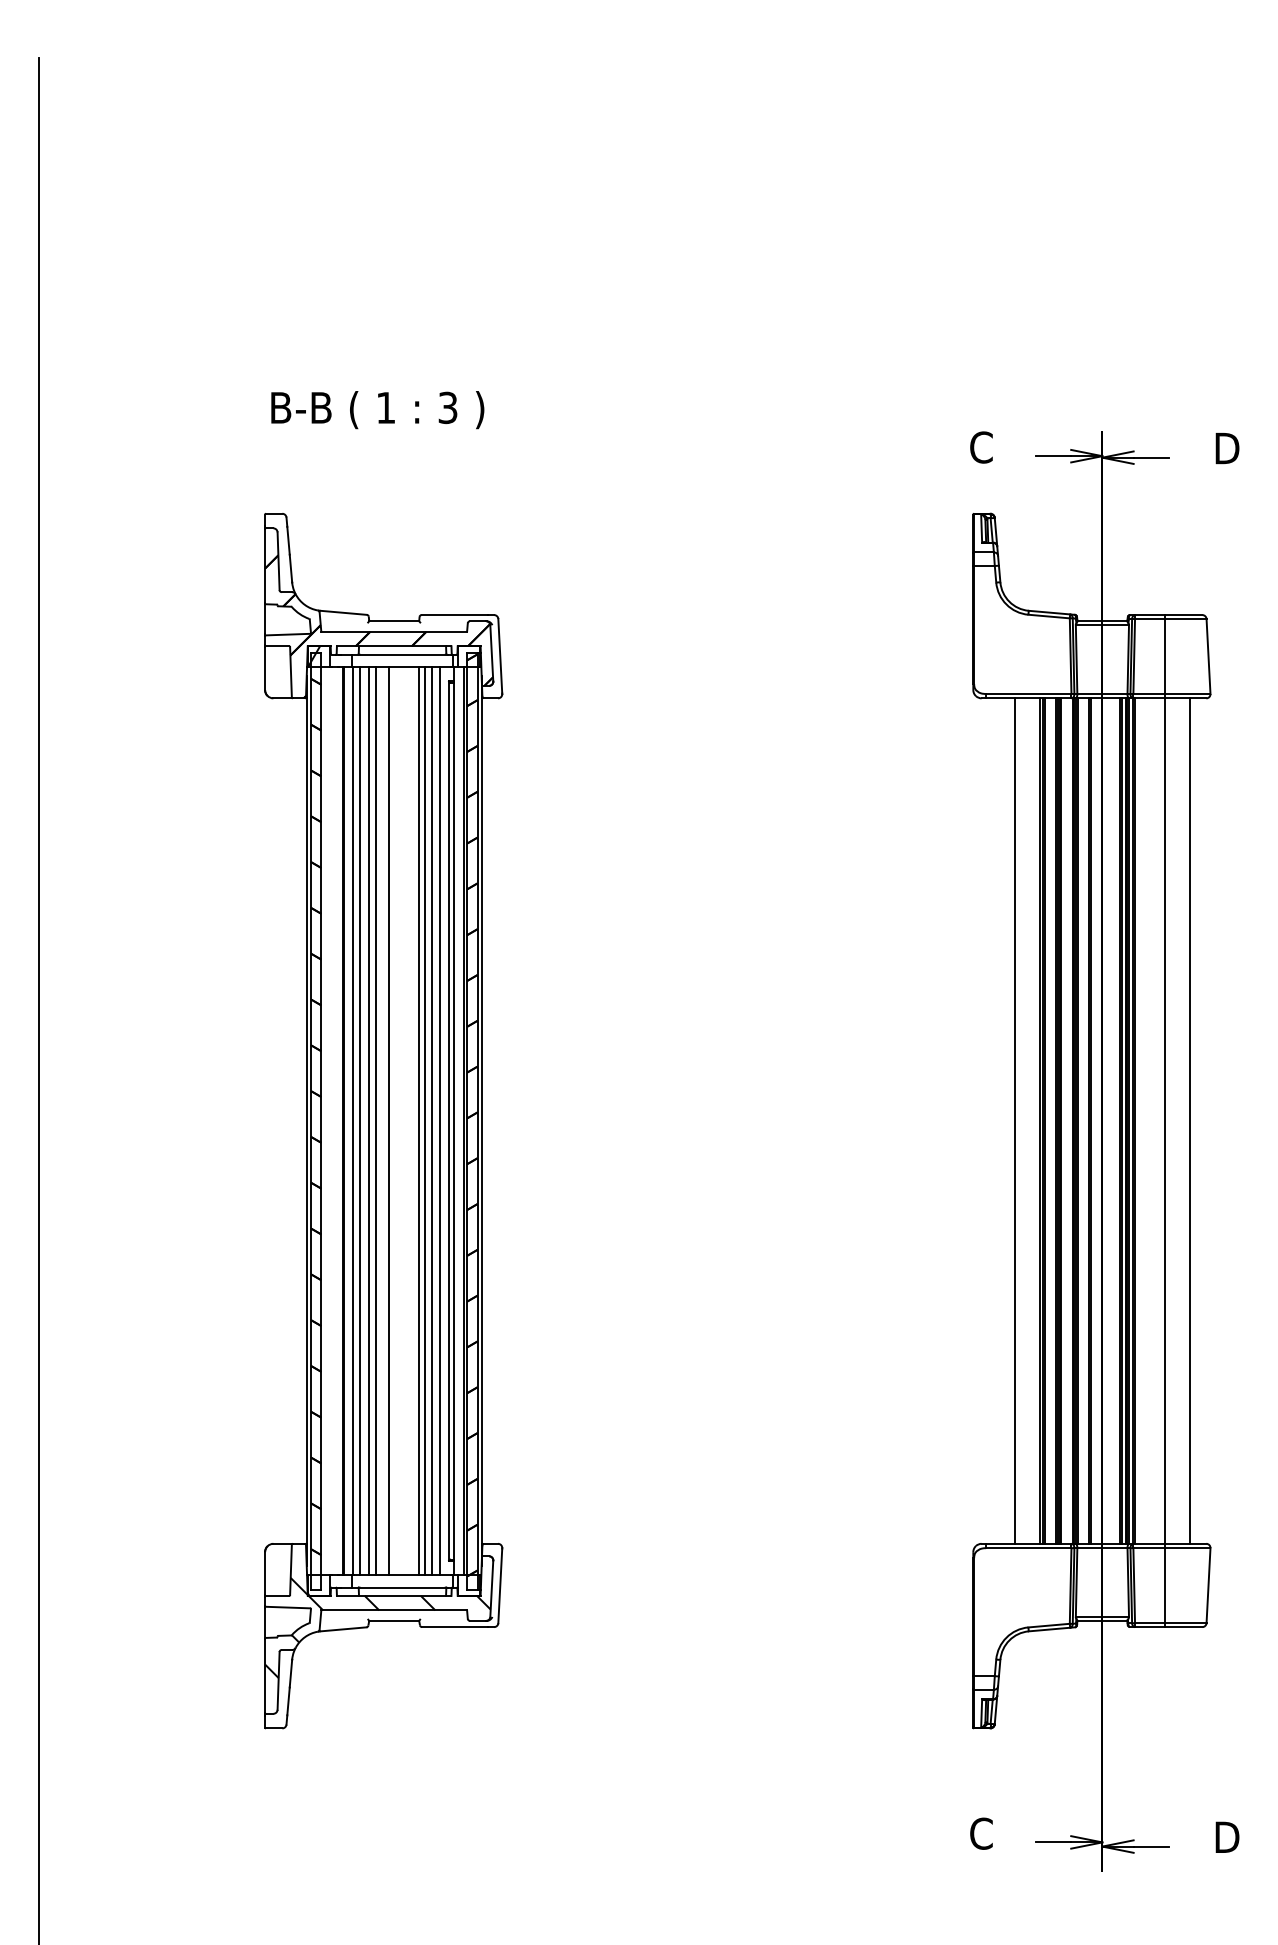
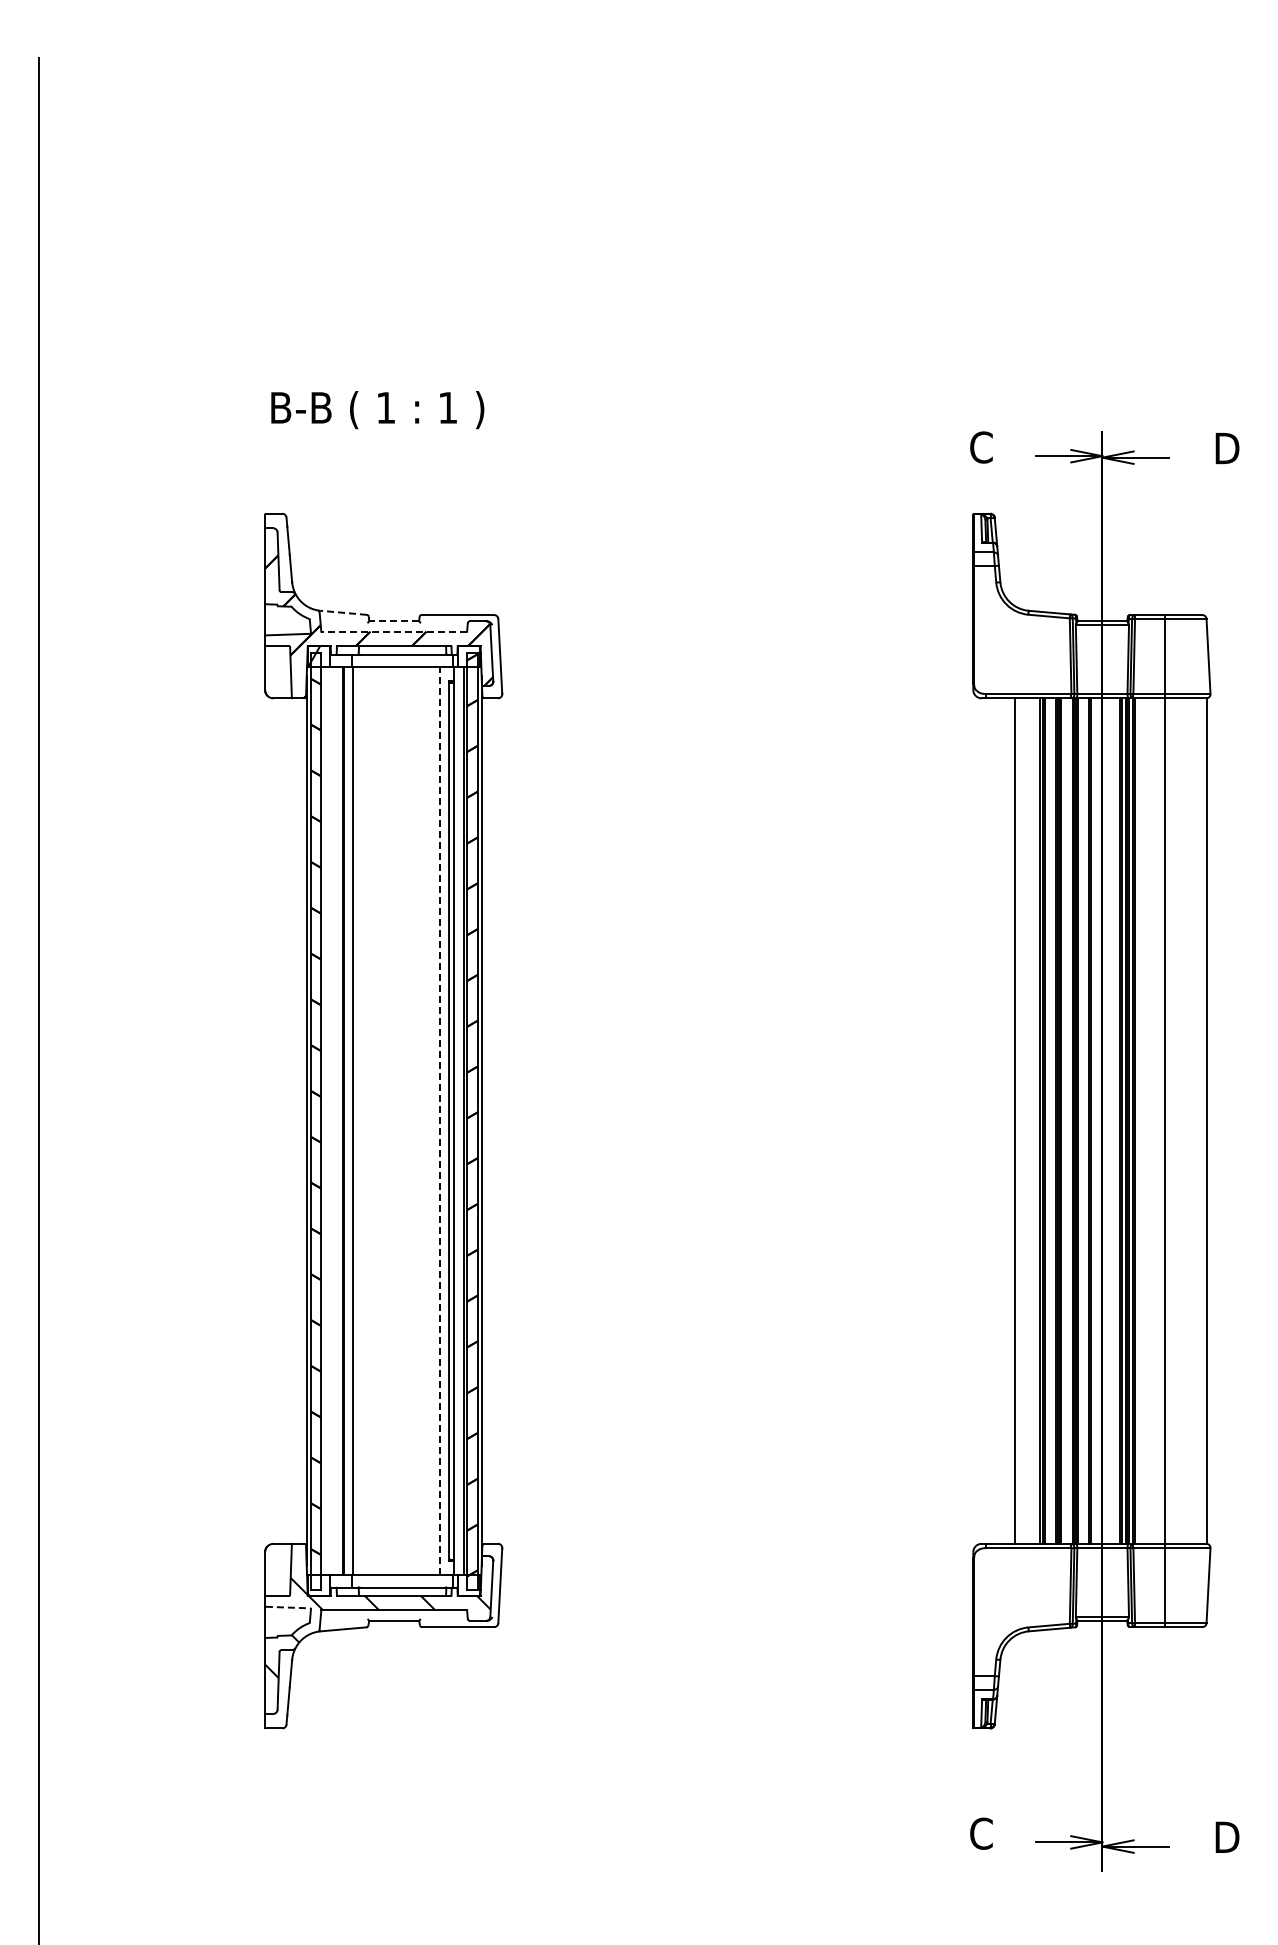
text: 3 -> 1 (447, 407)
line: solid -> dashed (343, 612)
line: solid -> dashed (394, 621)
line: solid -> dashed (394, 631)
line position: (1189, 1120) -> (1206, 1120) (1206, 1120)
line: present -> none (360, 1121)
line: present -> none (368, 1121)
line: present -> none (376, 1121)
line: present -> none (388, 1121)
line: present -> none (419, 1121)
line: present -> none (425, 1121)
line: present -> none (432, 1121)
line: solid -> dashed (439, 1121)
line: solid -> dashed (288, 1607)
